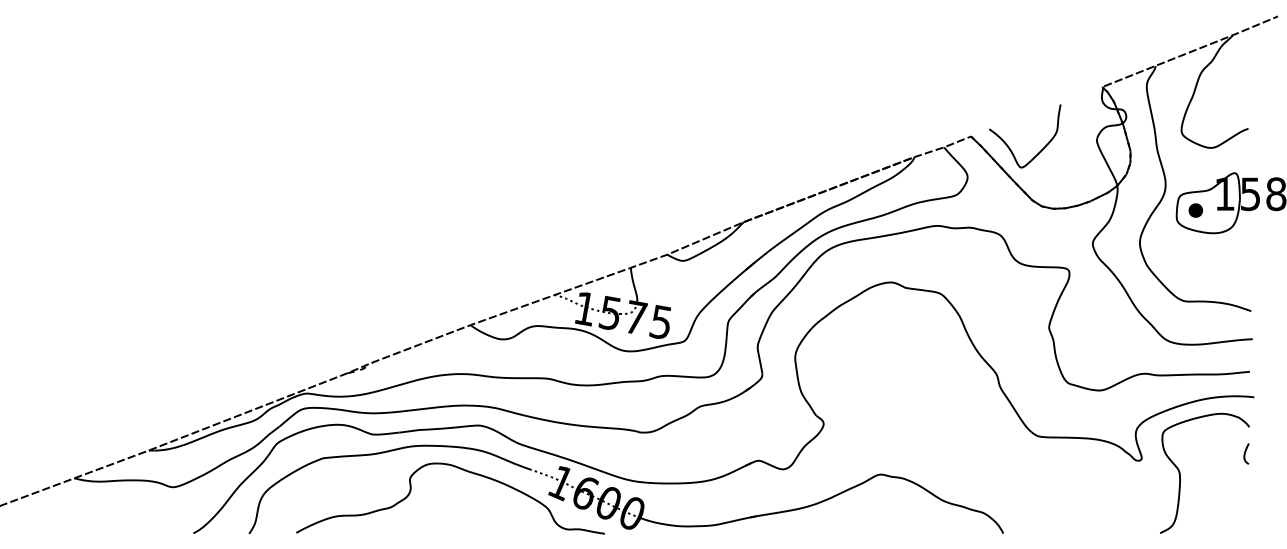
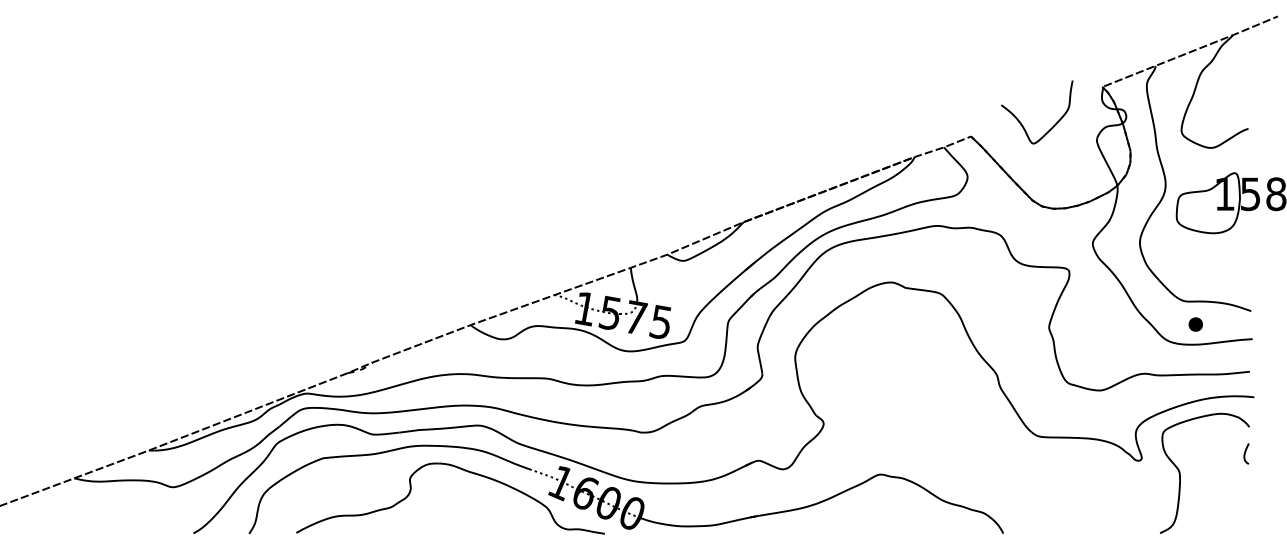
curve position: (1009, 146) -> (1021, 122) (1021, 122)
part position: (1195, 210) -> (1195, 324) (1195, 324)
